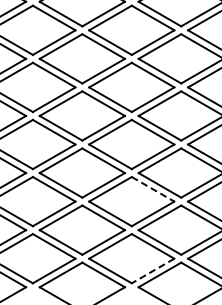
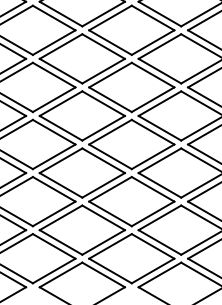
line: dashed -> solid (153, 189)
line: dashed -> solid (153, 271)
